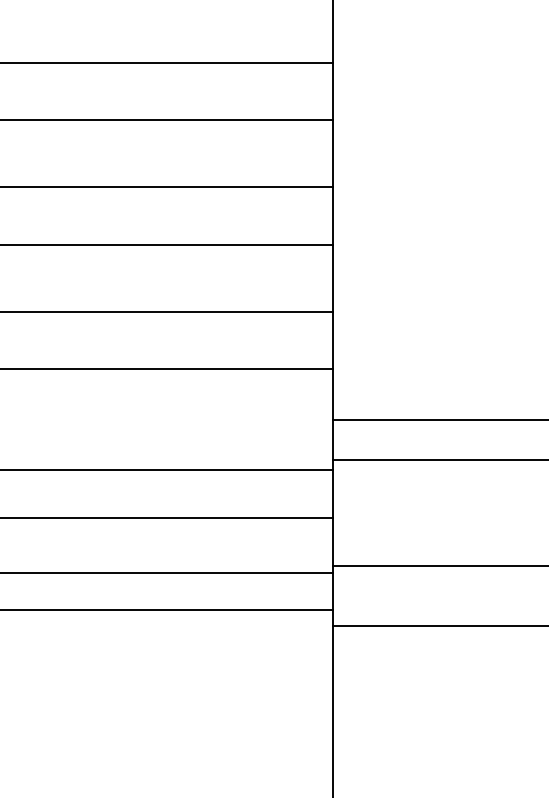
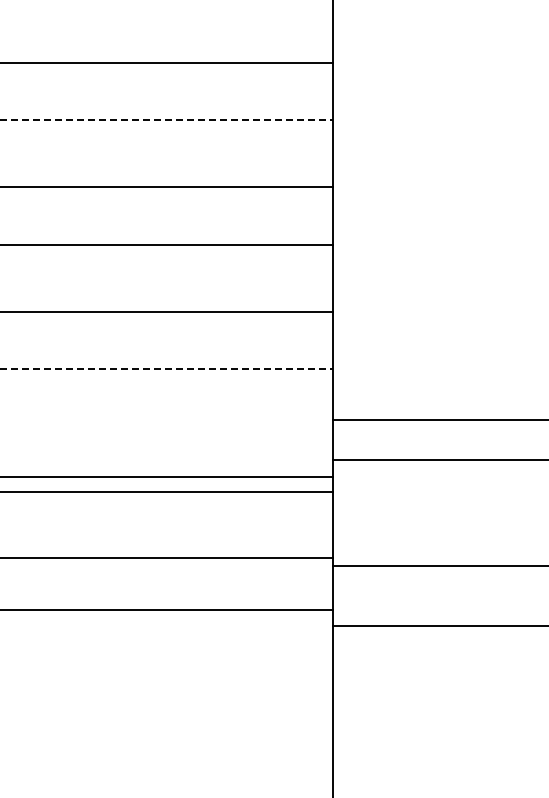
line: solid -> dashed (167, 120)
line: solid -> dashed (167, 368)
line position: (167, 469) -> (167, 476) (167, 476)
line position: (167, 517) -> (167, 491) (167, 491)
line position: (167, 572) -> (167, 557) (167, 557)
